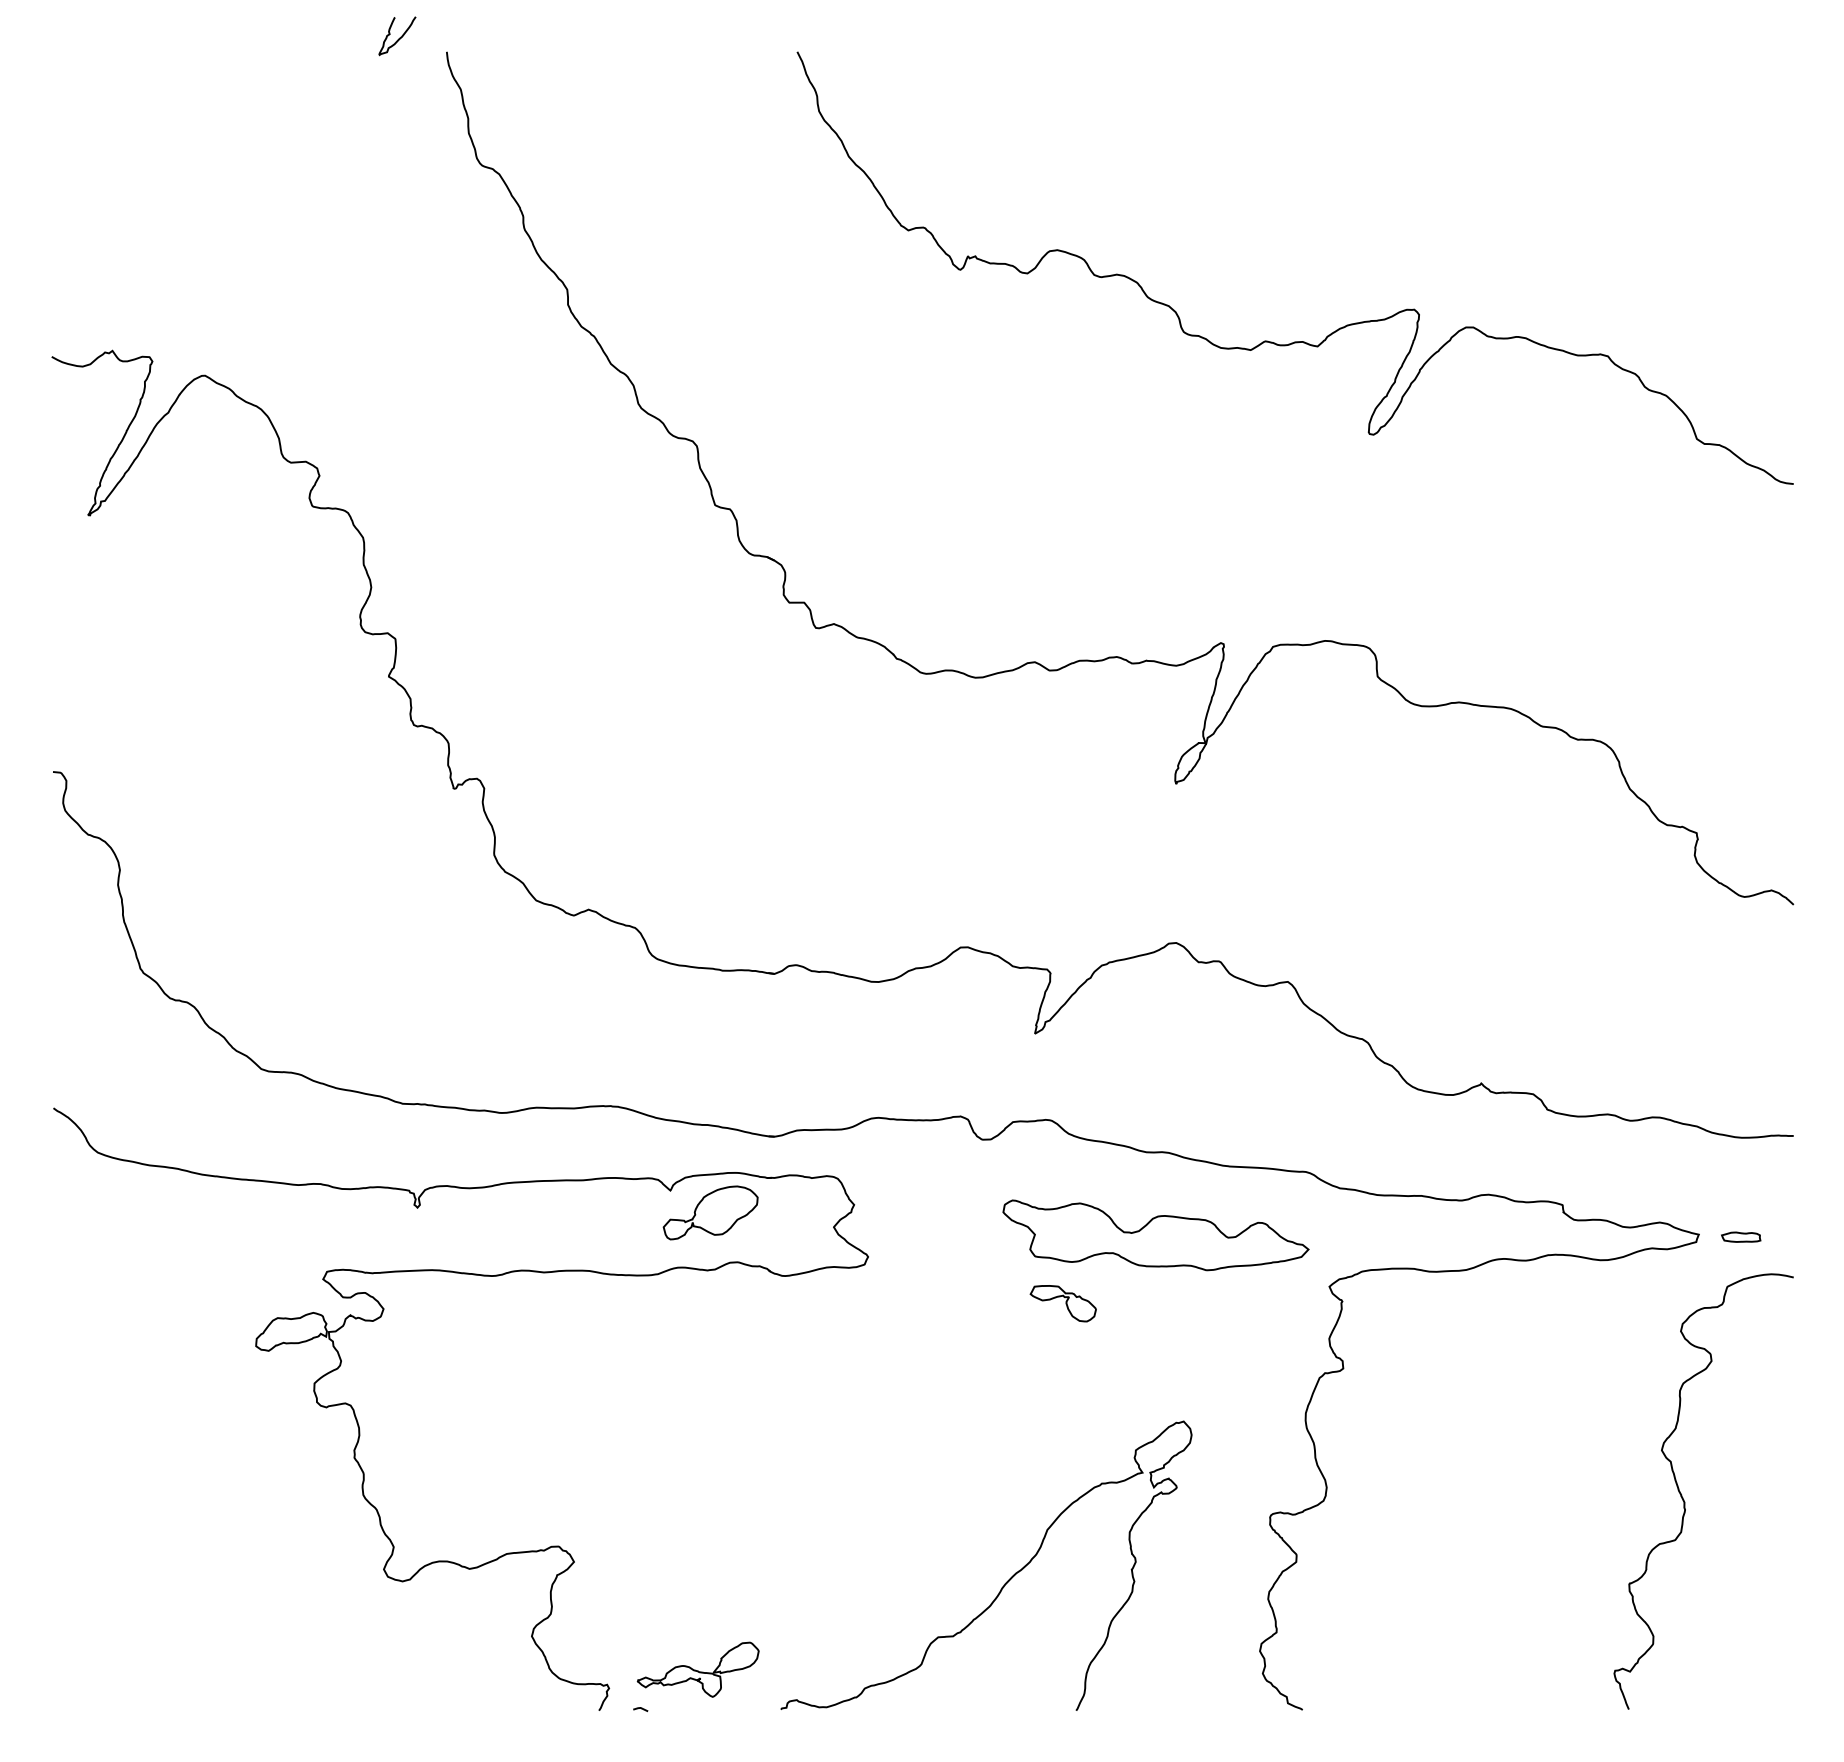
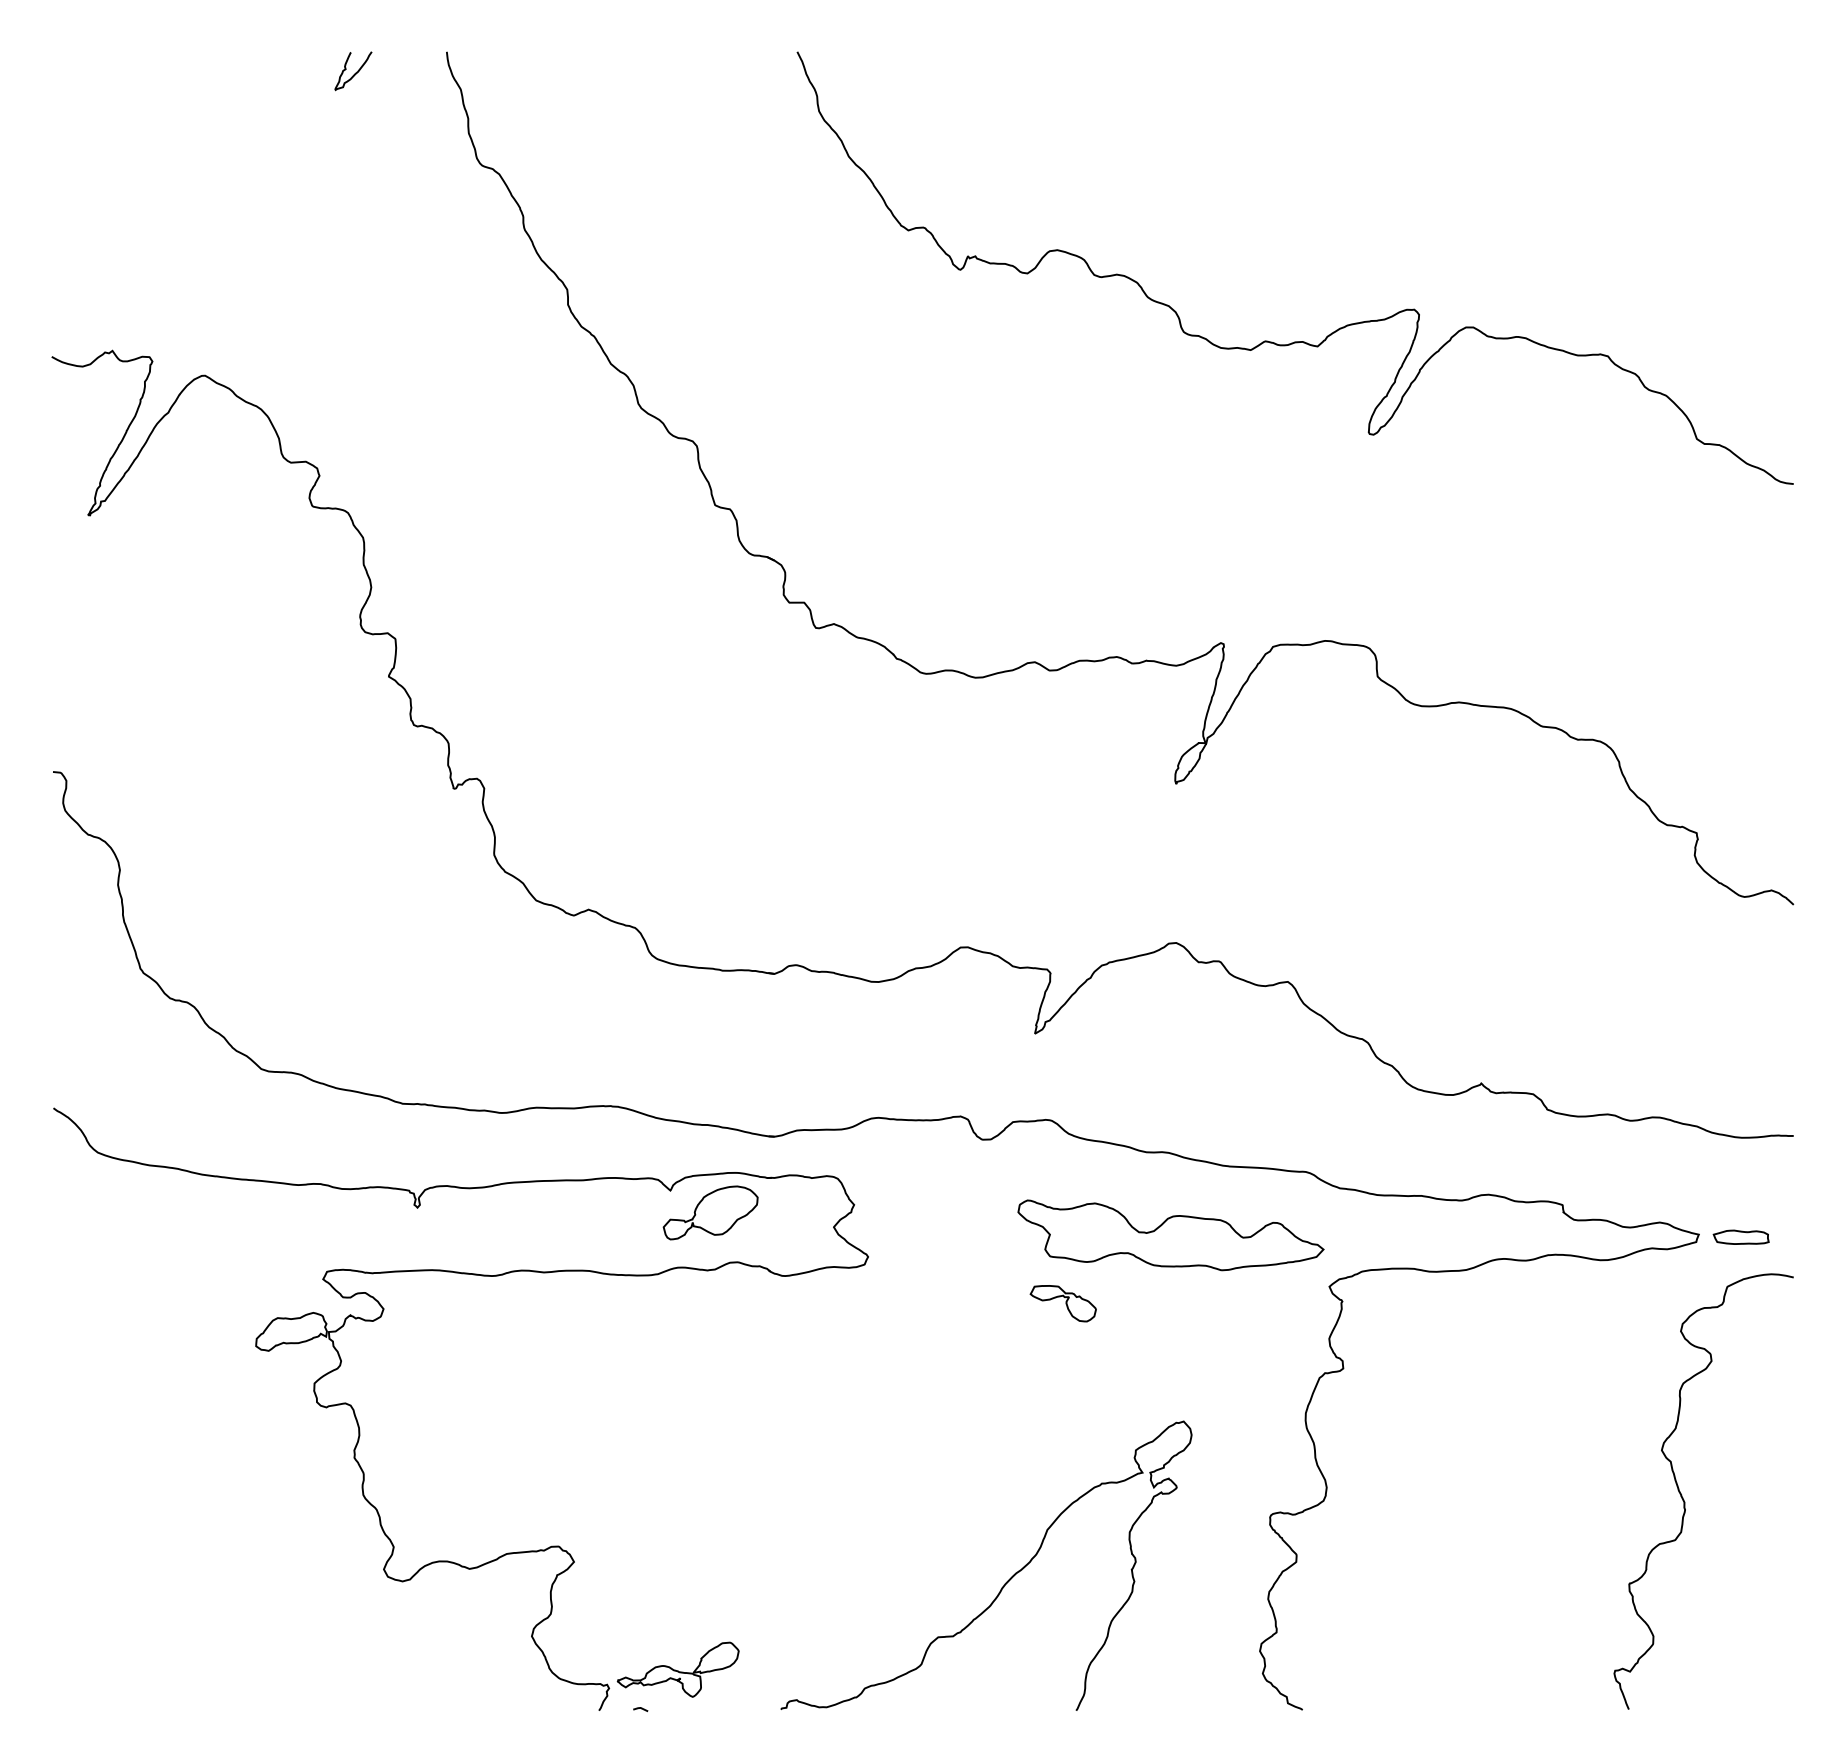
curve position: (399, 37) -> (355, 72) (355, 72)
part position: (1155, 1235) -> (1170, 1235) (1170, 1235)
part size: 41x12 px -> 58x16 px (1740, 1236)
part position: (697, 1669) -> (677, 1669) (677, 1669)
